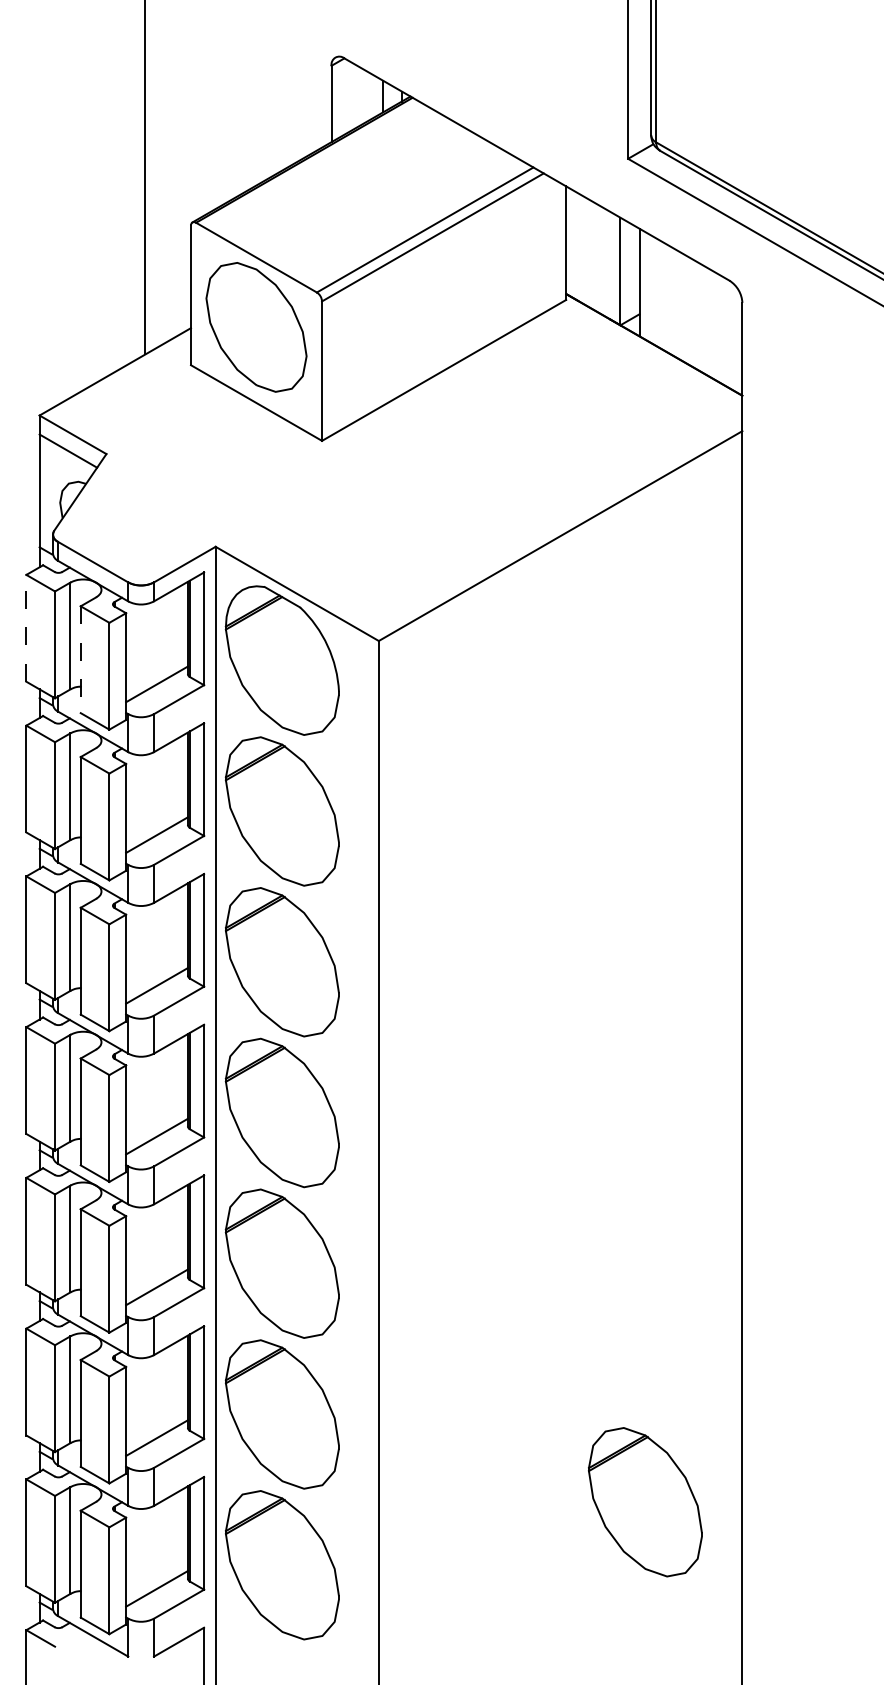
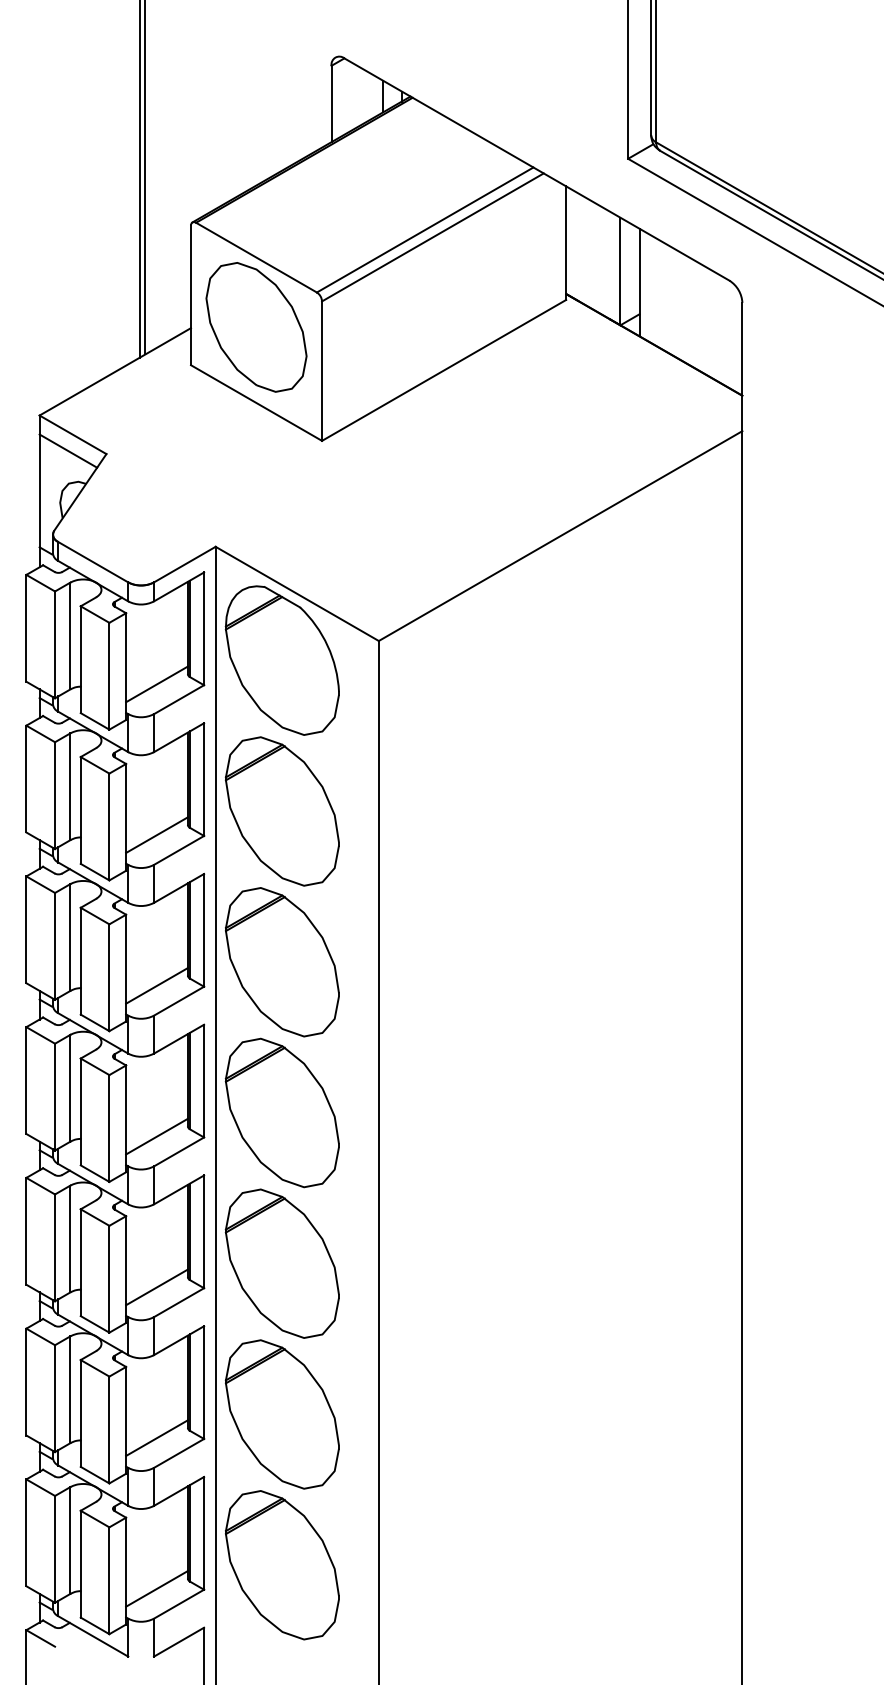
line: none -> present (140, 179)
line: dashed -> solid (26, 627)
line: dashed -> solid (80, 660)
part: present -> none (645, 1502)
